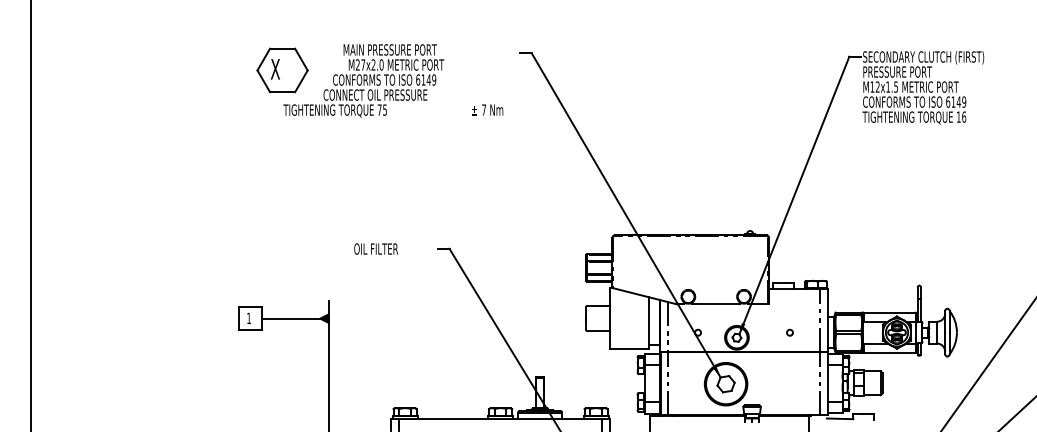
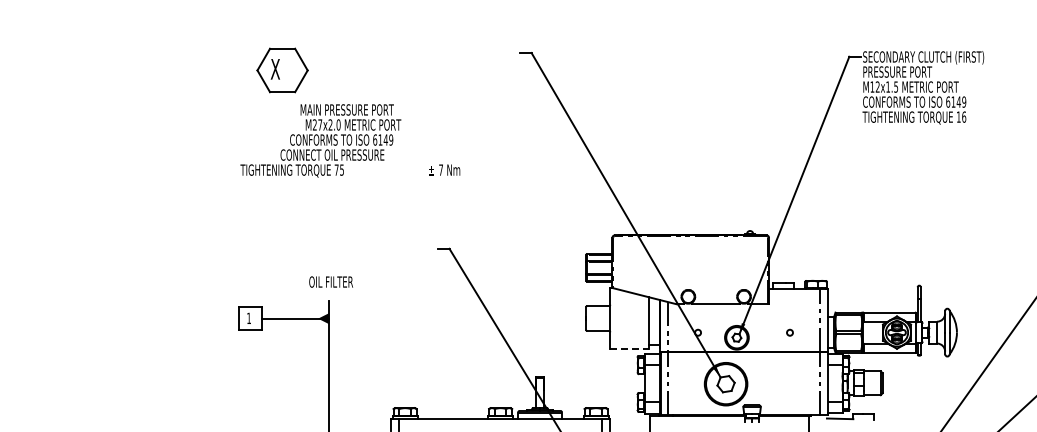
text position: (393, 80) -> (350, 140) (350, 140)
line: present -> none (31, 215)
text position: (375, 248) -> (330, 281) (330, 281)
line: solid -> dashed (630, 348)
